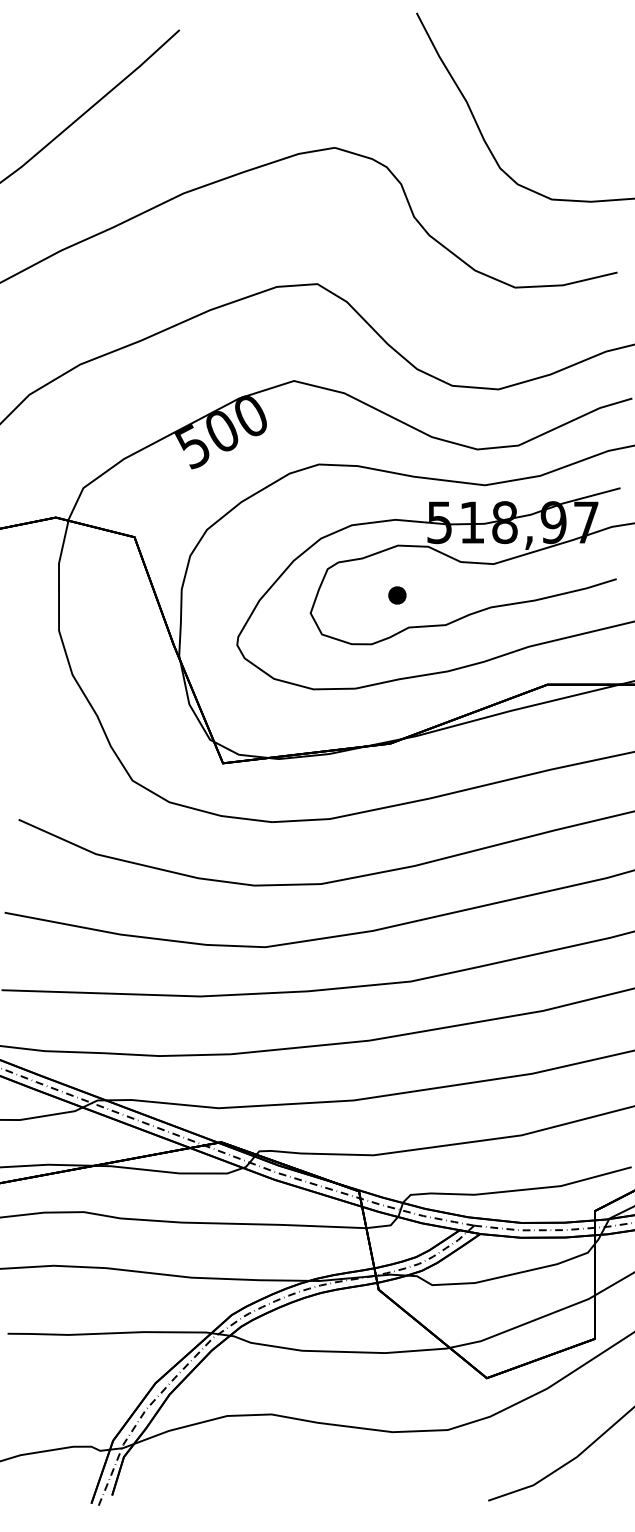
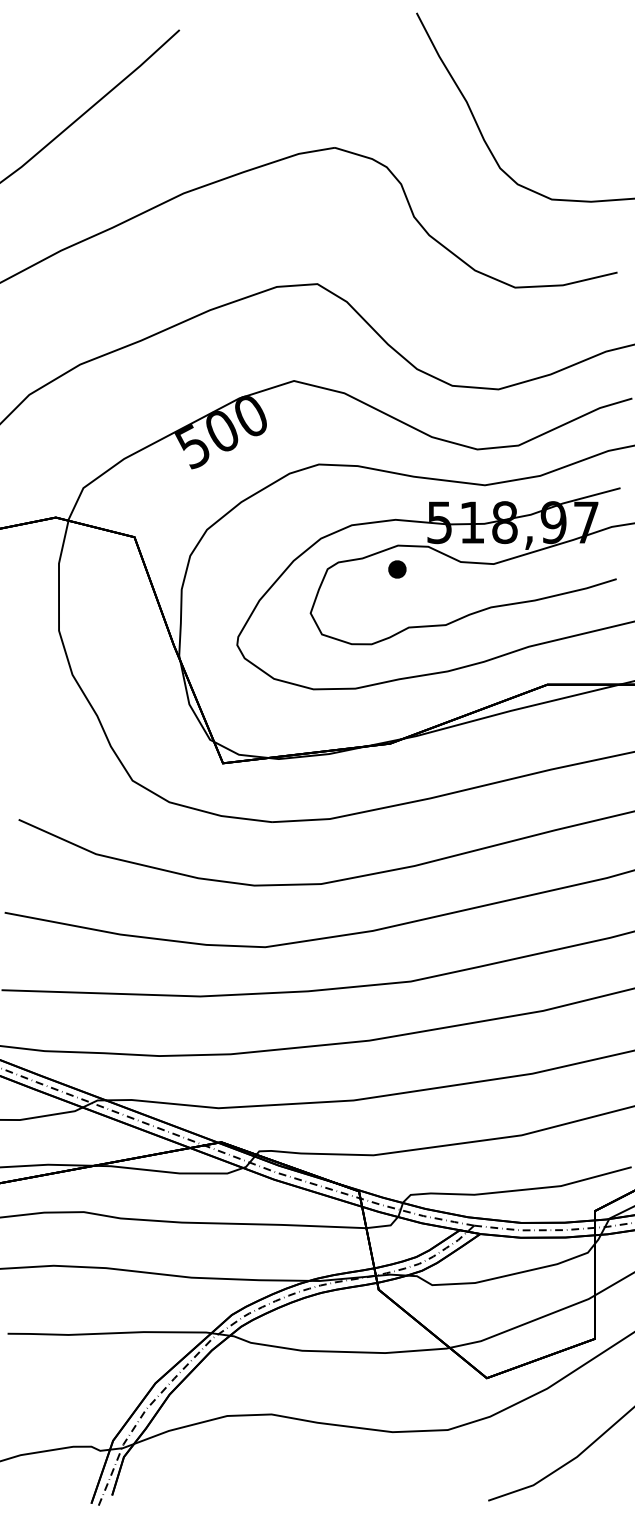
part position: (397, 595) -> (397, 569) (397, 569)
